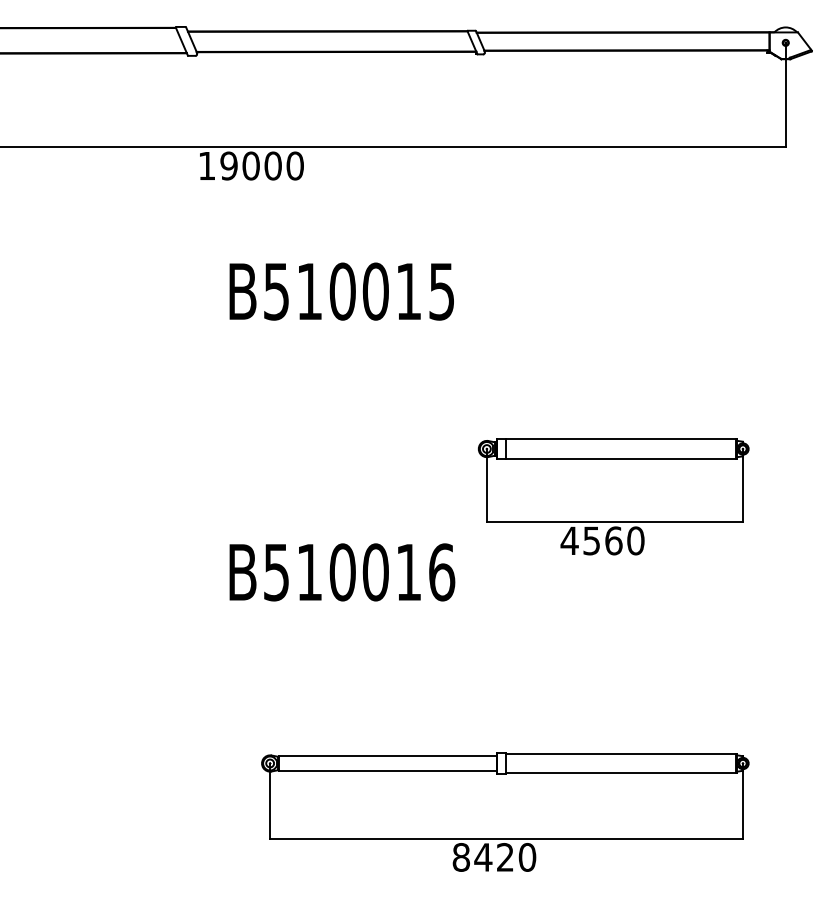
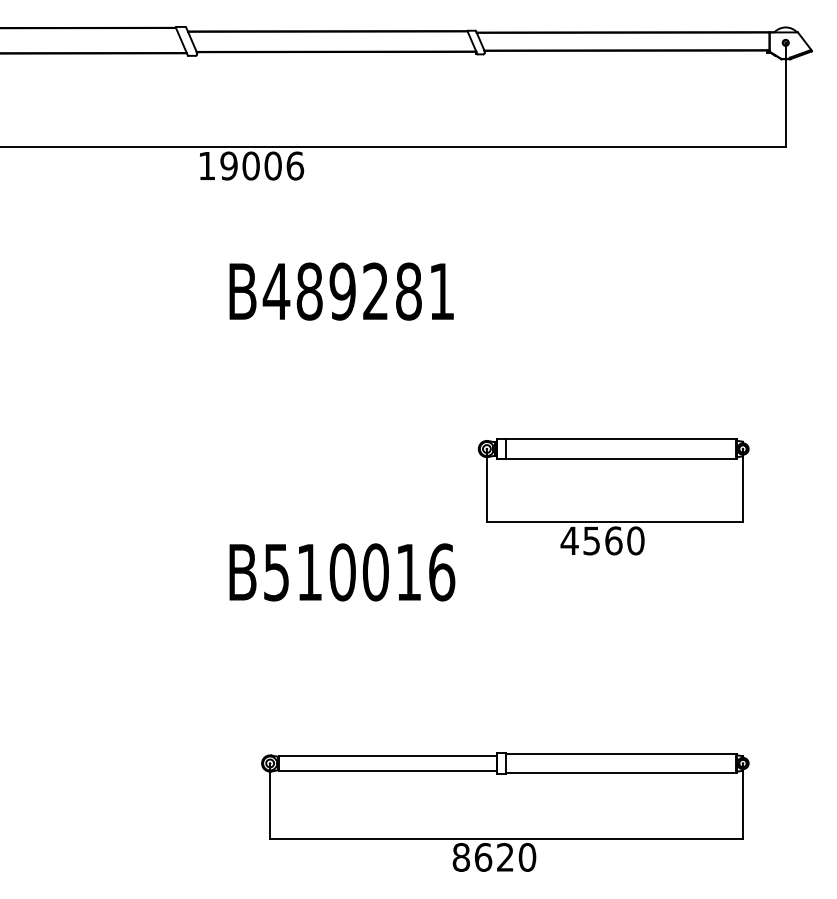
text: 19000 -> 19006 (295, 165)
text: B510015 -> B489281 (357, 291)
text: 8420 -> 8620 (483, 857)
